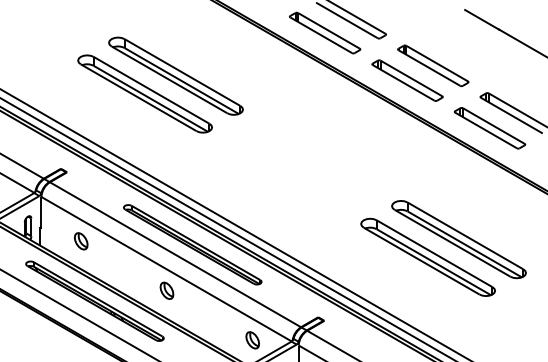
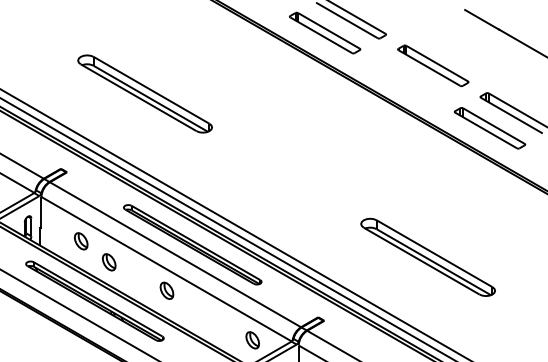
part: present -> none (175, 75)
part: present -> none (407, 80)
part: present -> none (458, 239)
part: none -> present (109, 262)
